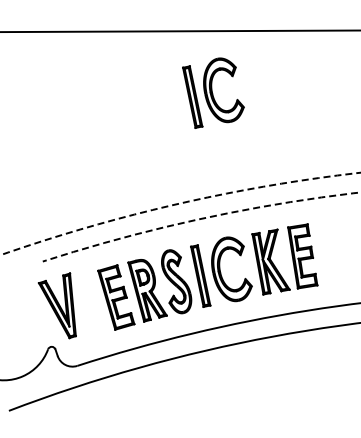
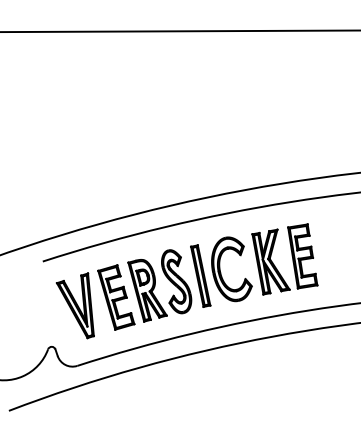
part: present -> none (213, 92)
arc: dashed -> solid (178, 203)
arc: dashed -> solid (200, 219)
part position: (56, 305) -> (74, 305) (74, 305)
